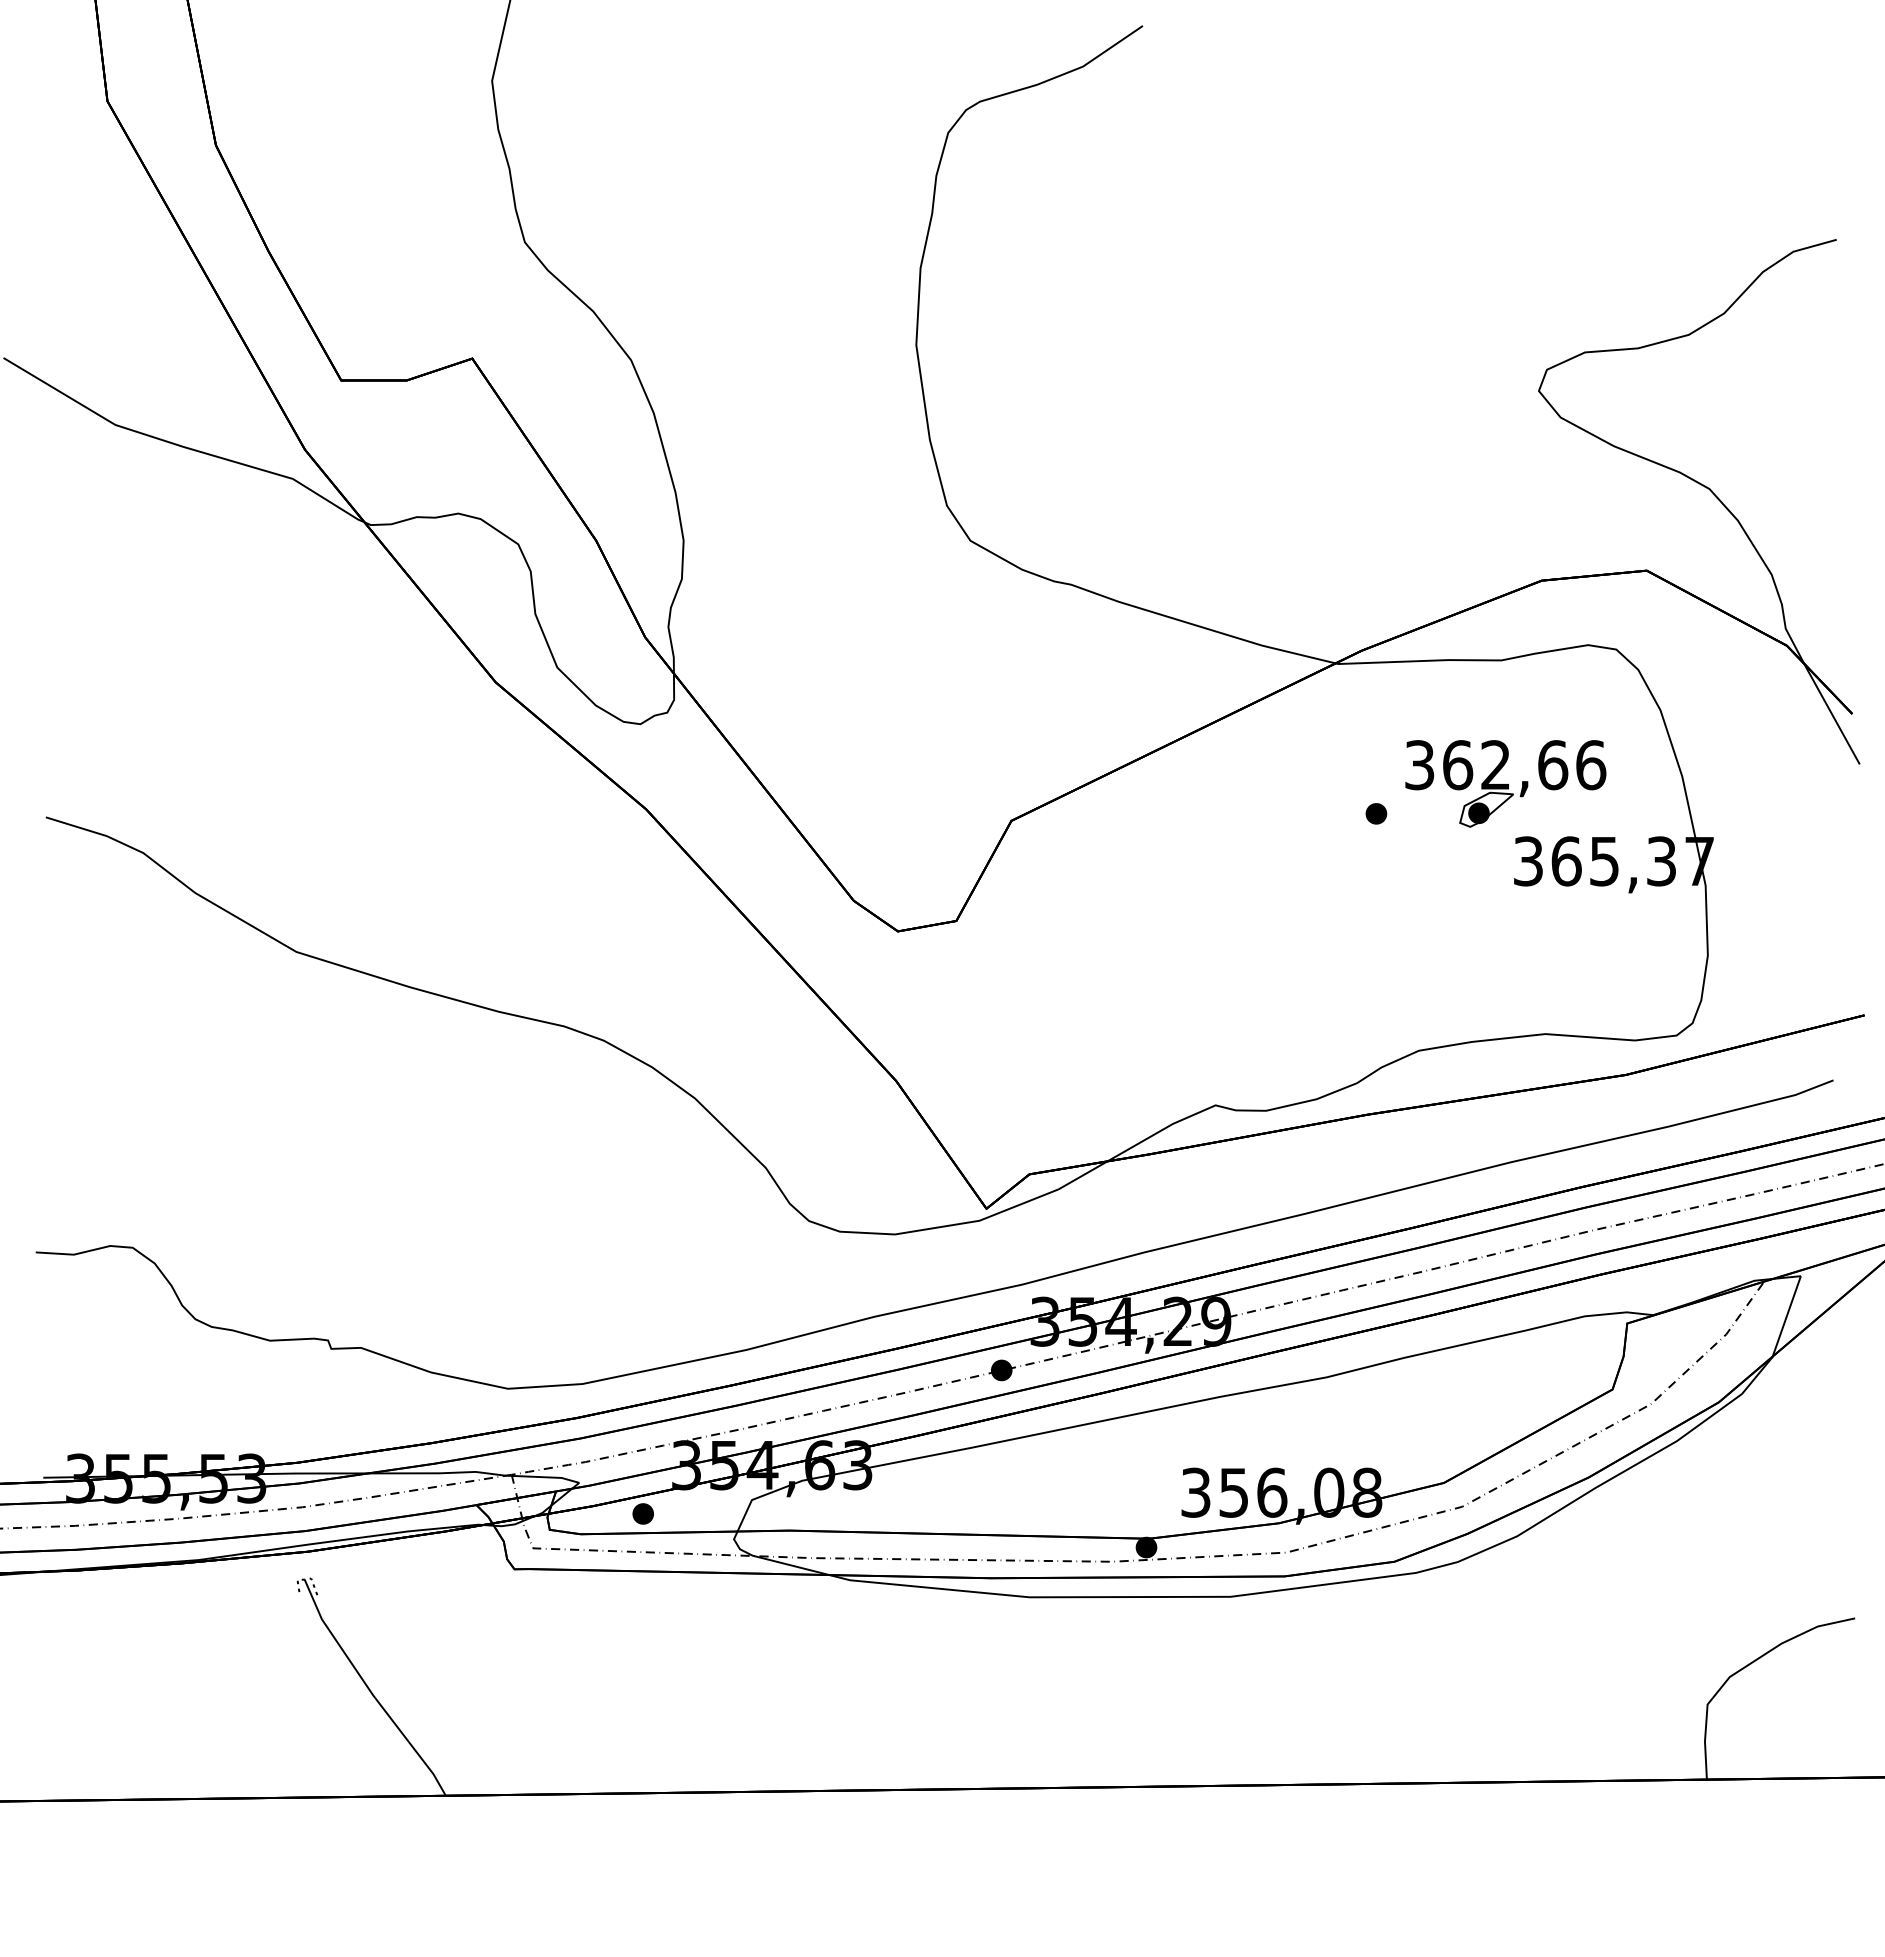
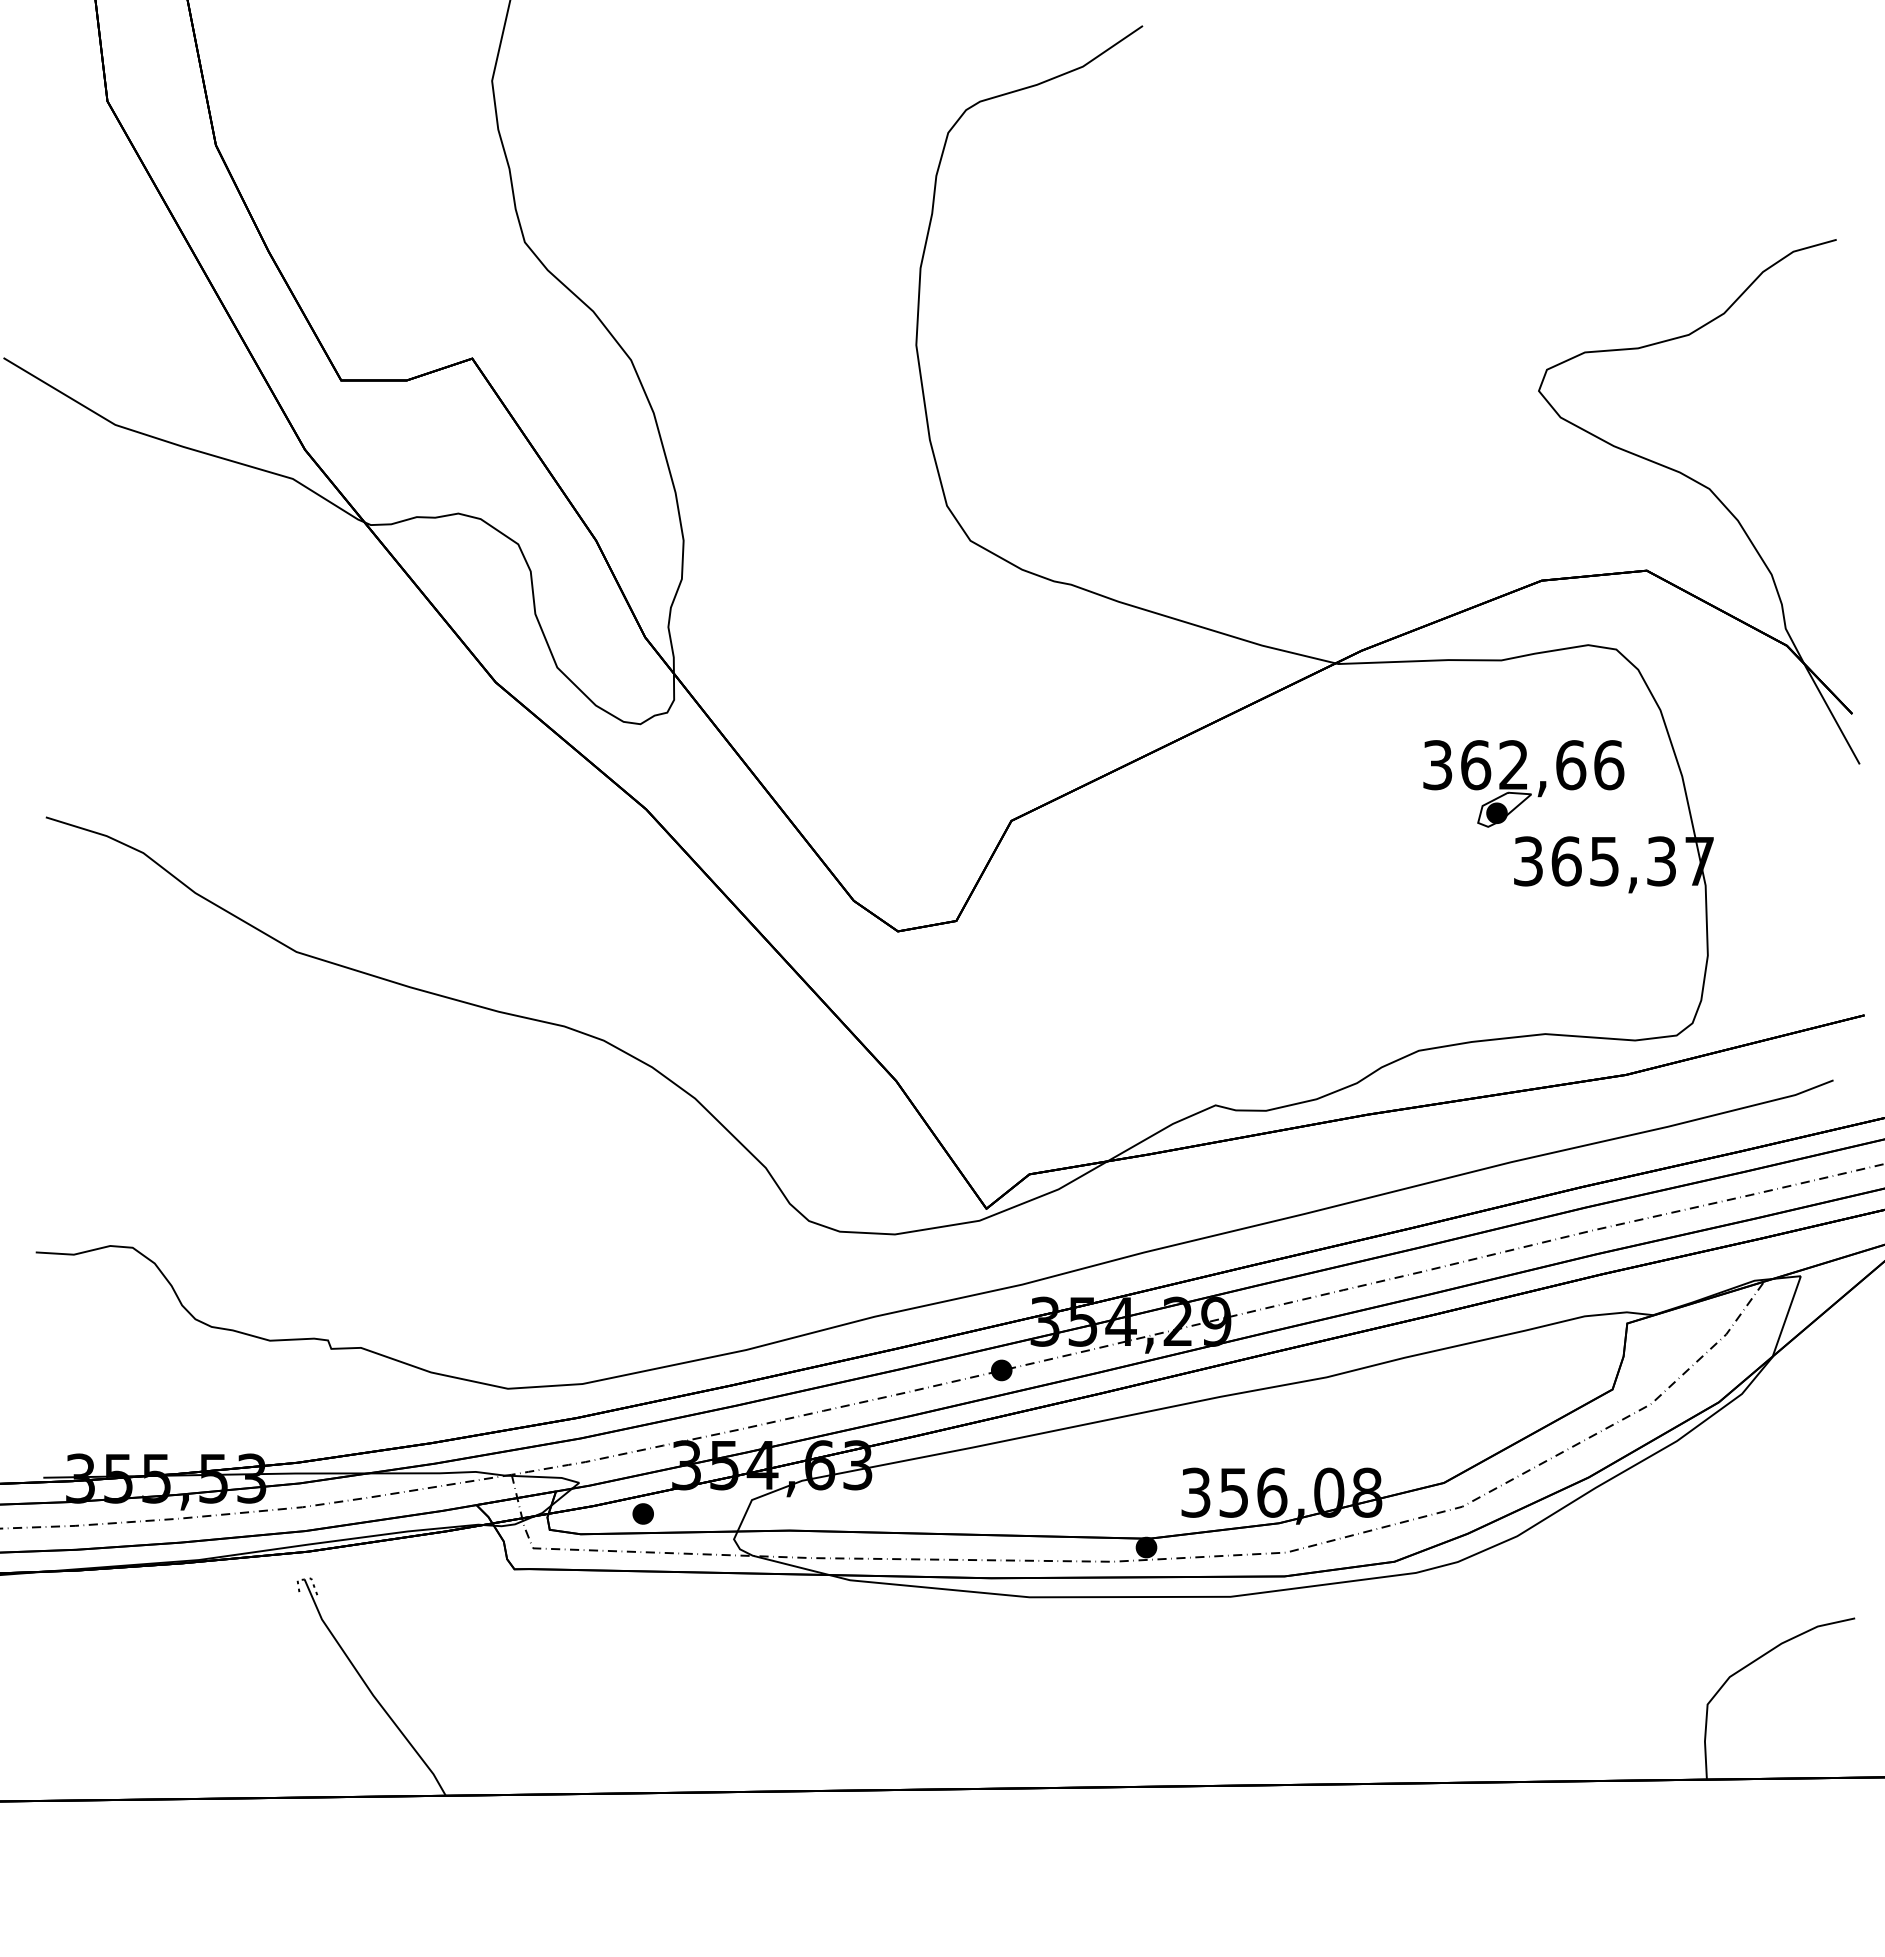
part position: (1505, 783) -> (1523, 783) (1523, 783)
part: present -> none (1376, 813)
